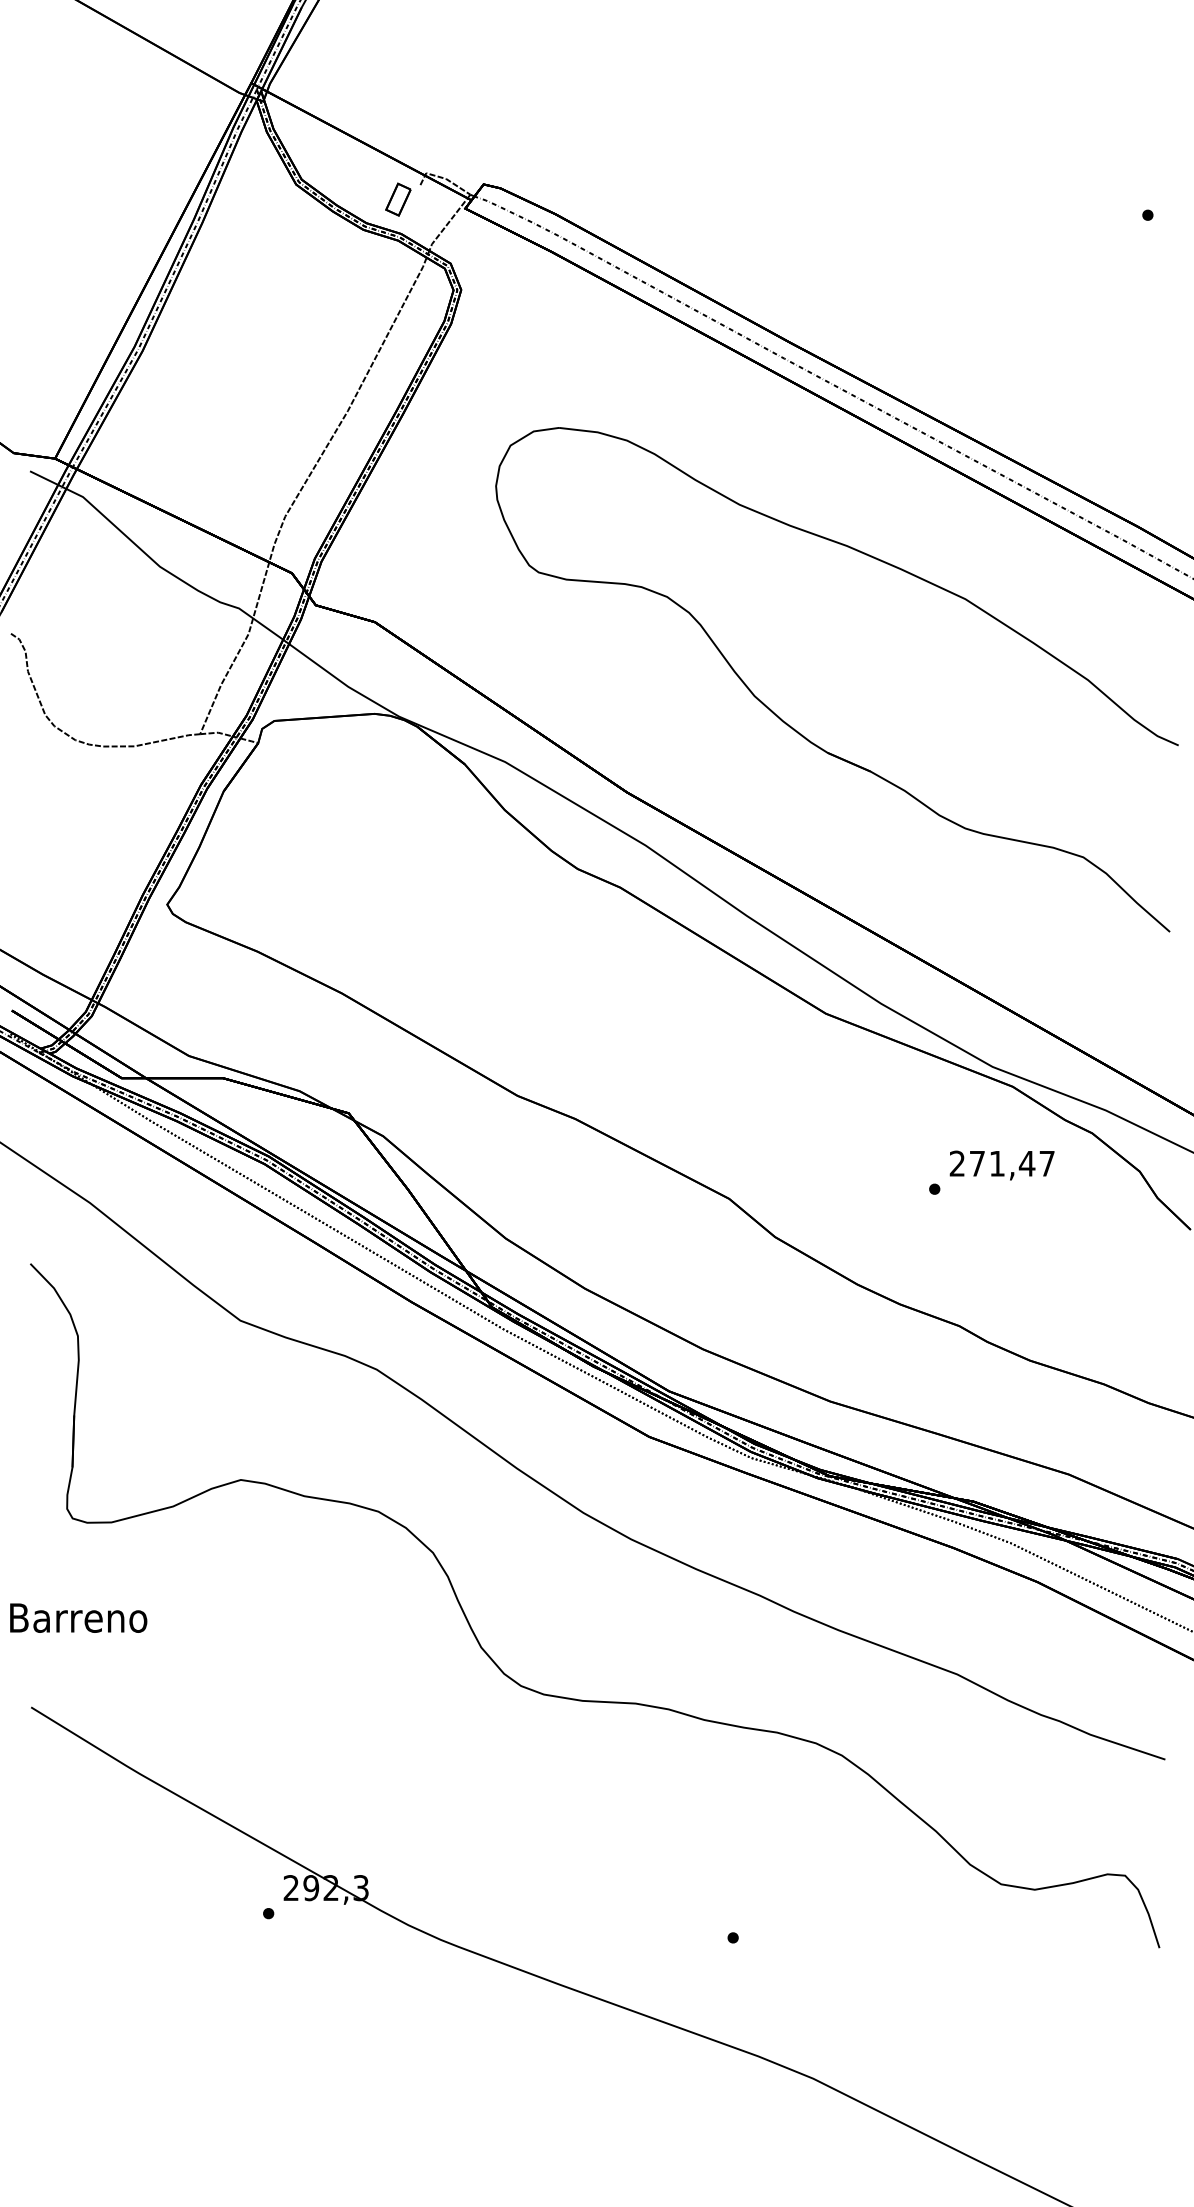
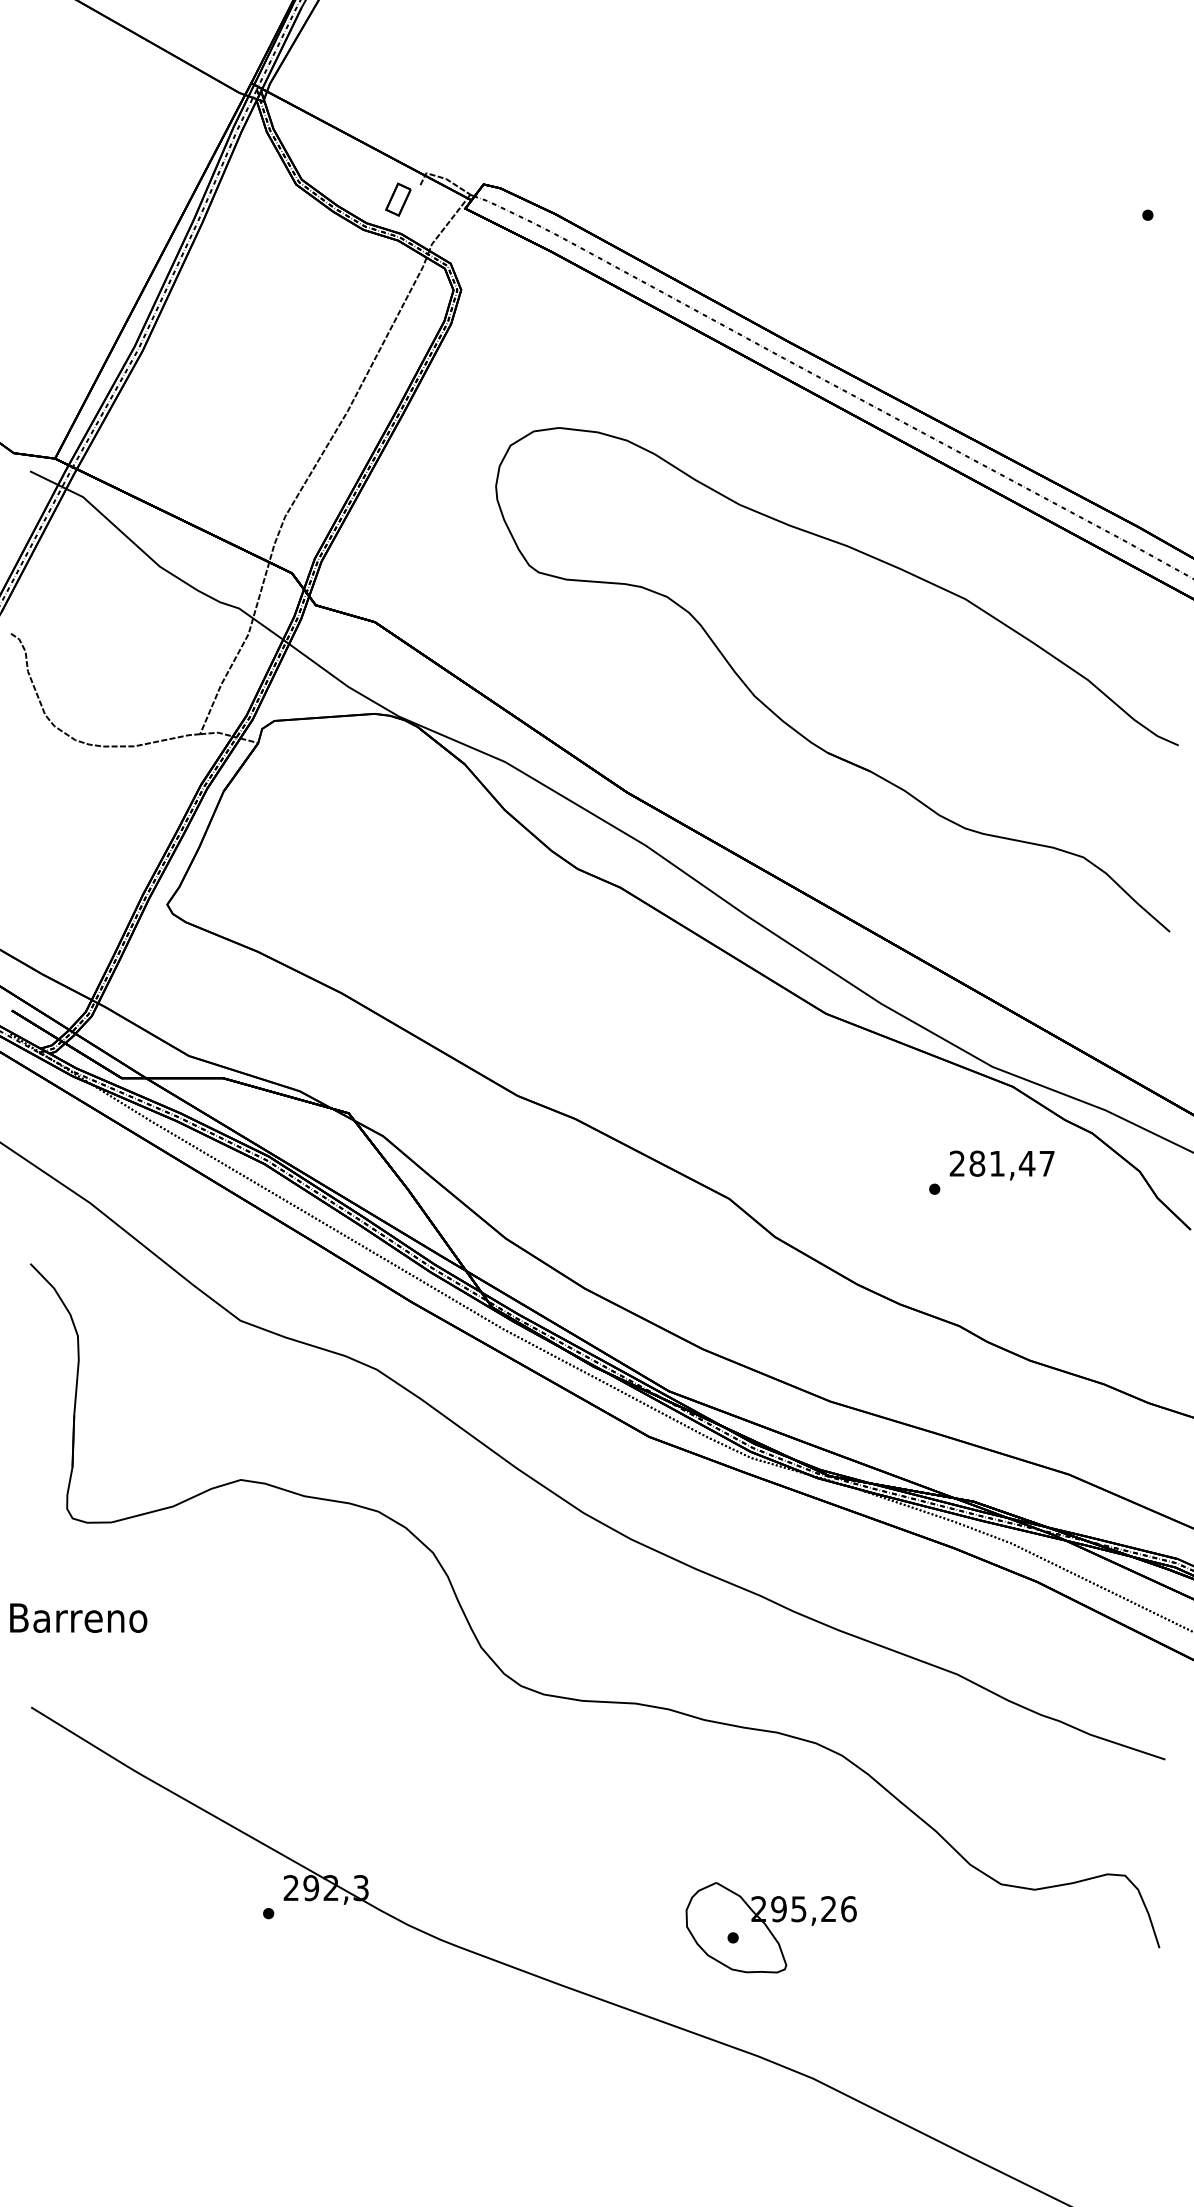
text: 271,47 -> 281,47 (977, 1163)
part: none -> present (770, 1927)
